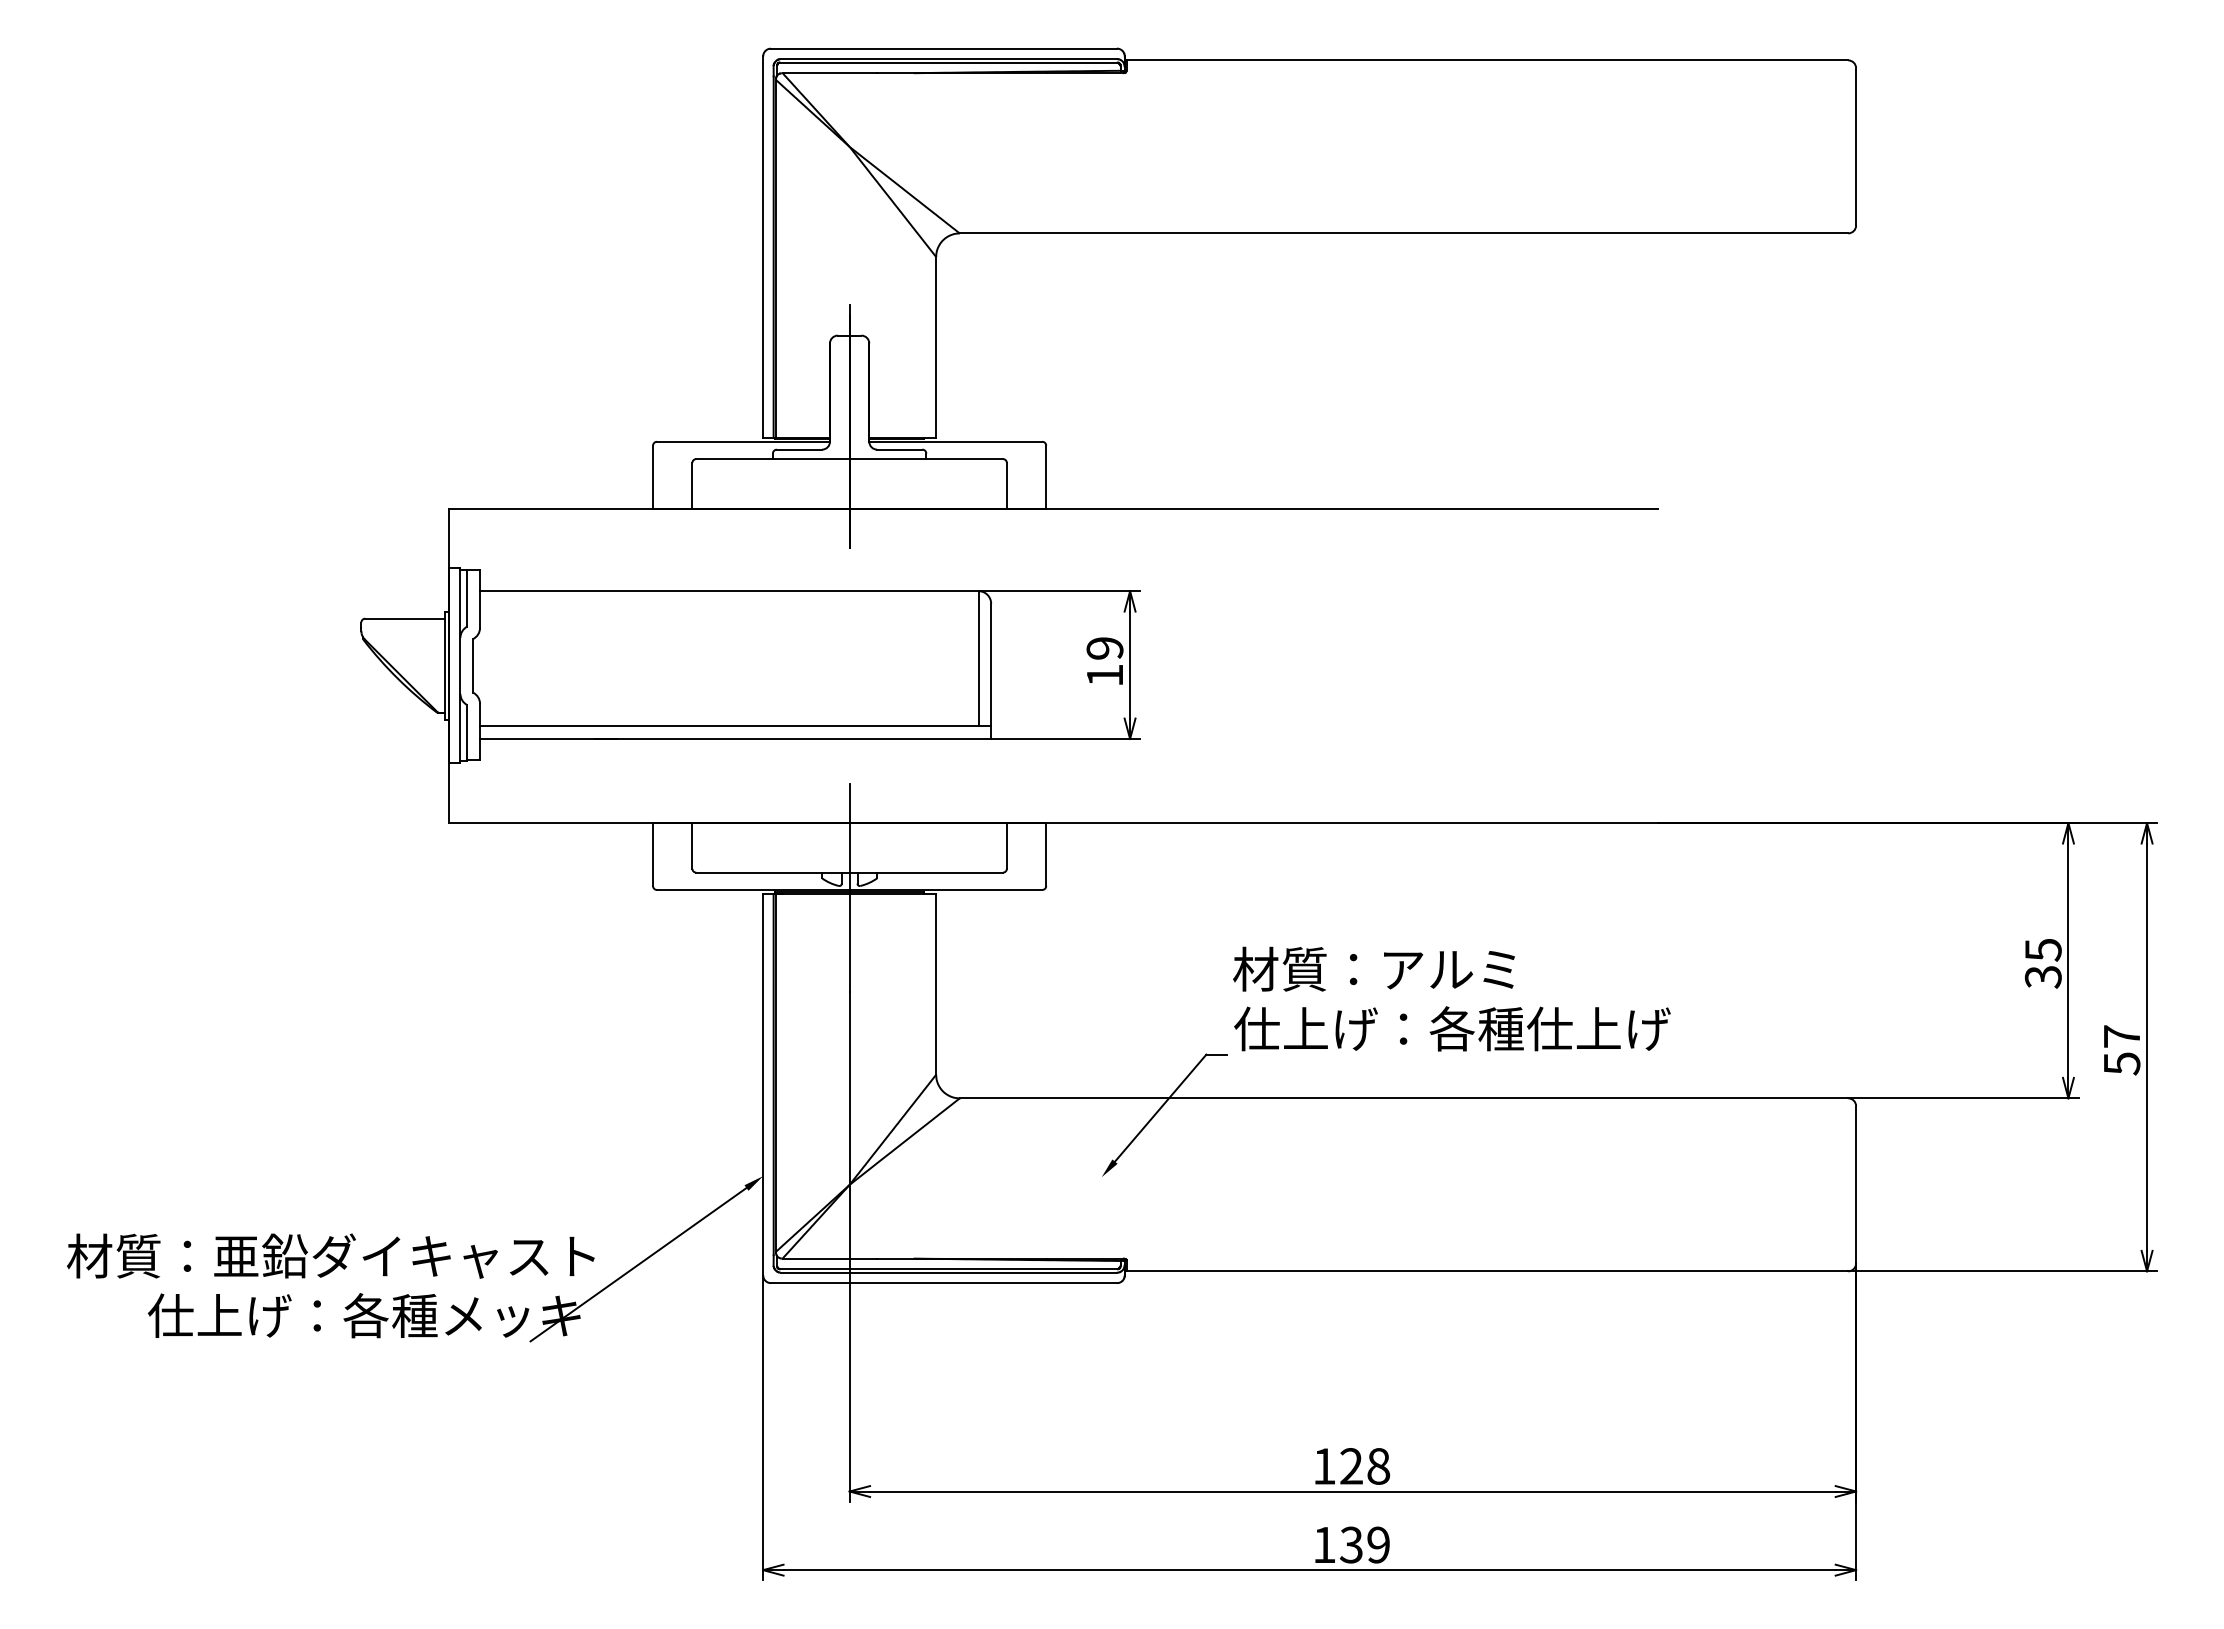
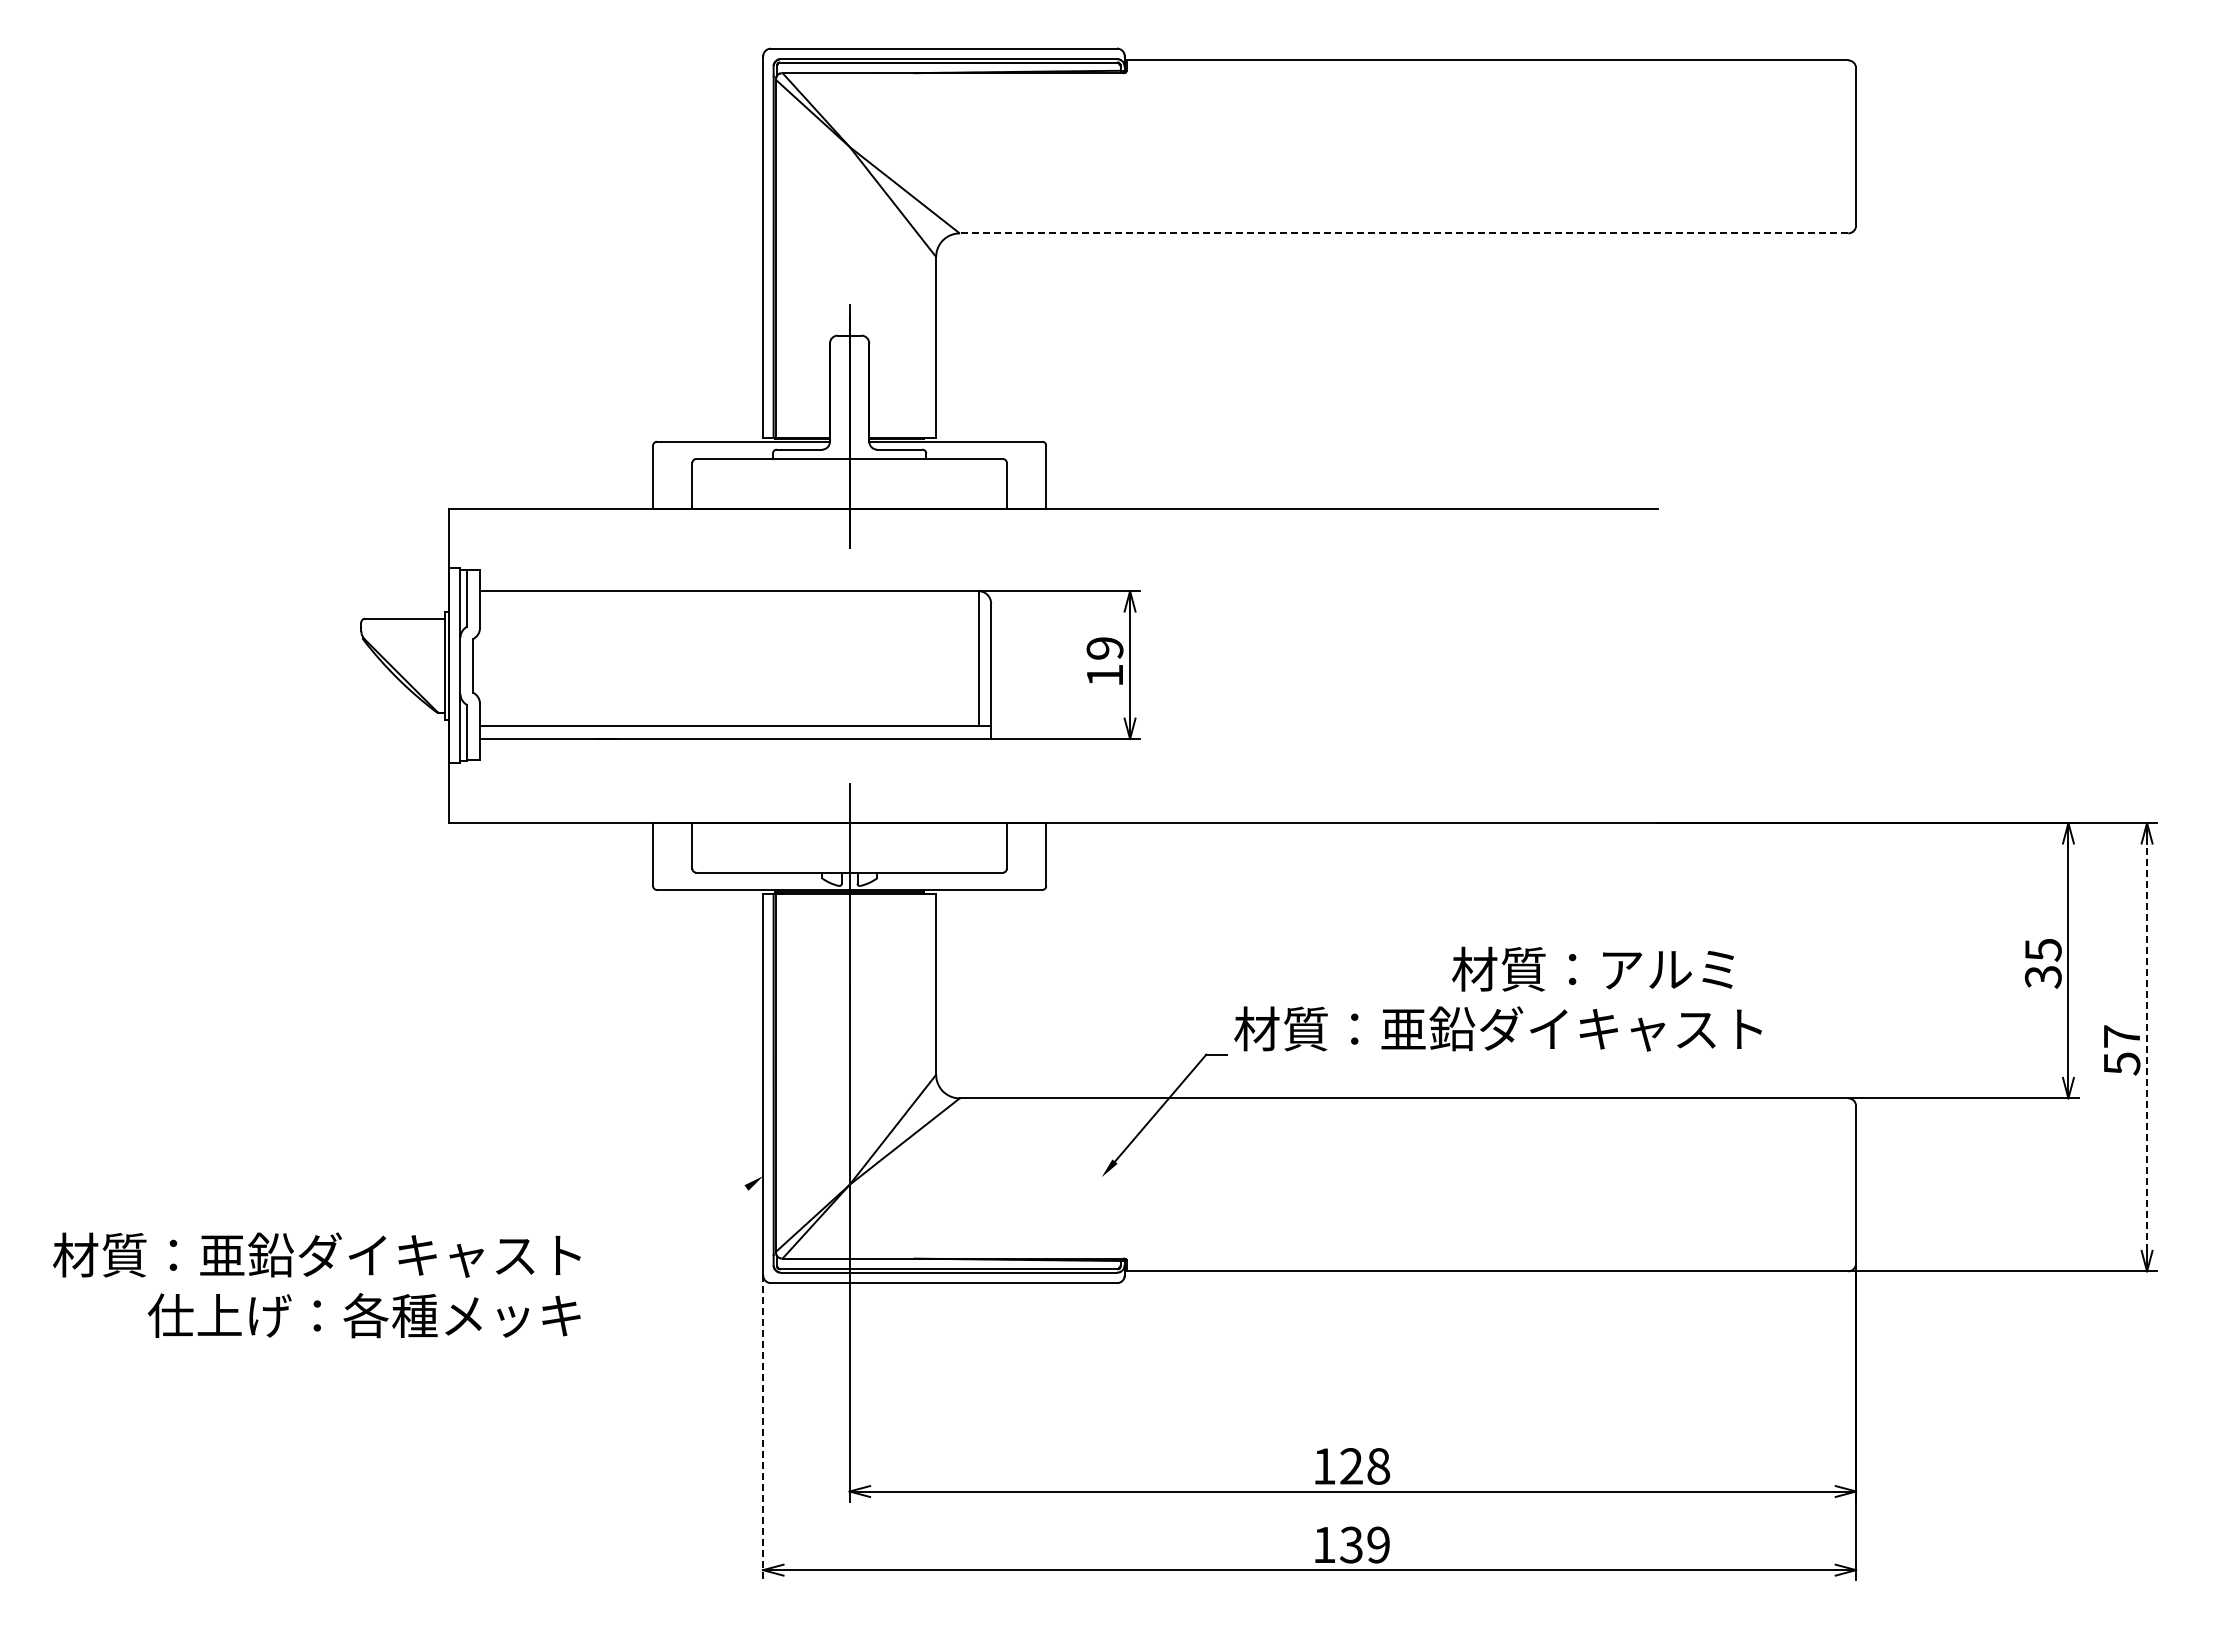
line: solid -> dashed (1403, 233)
text position: (1373, 968) -> (1592, 968) (1592, 968)
text: 仕上げ：各種仕上げ -> 材質：亜鉛ダイキャスト (1497, 1028)
line: solid -> dashed (2147, 1047)
text position: (330, 1255) -> (316, 1254) (316, 1254)
line: present -> none (638, 1264)
line: solid -> dashed (763, 1427)
